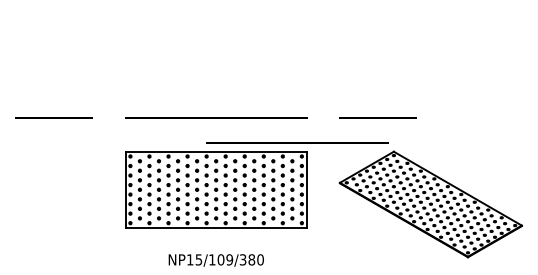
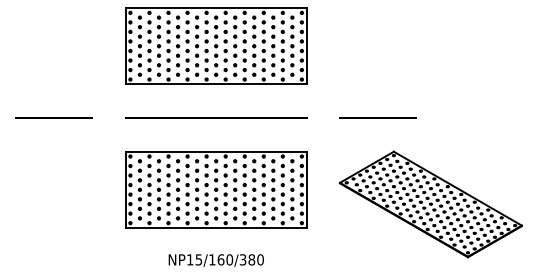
part: none -> present (216, 45)
line: present -> none (297, 142)
text: NP15/109/380 -> NP15/160/380 (225, 259)
